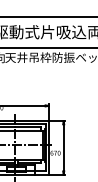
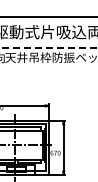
line: solid -> dashed (49, 48)
